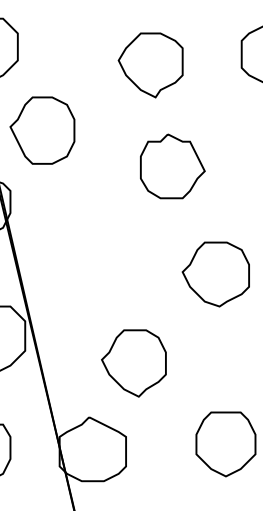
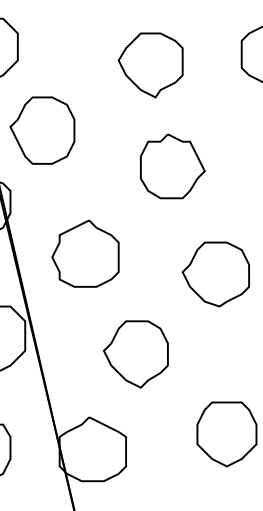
part: none -> present (85, 253)
part position: (133, 363) -> (135, 354) (135, 354)
part position: (225, 444) -> (226, 434) (226, 434)
